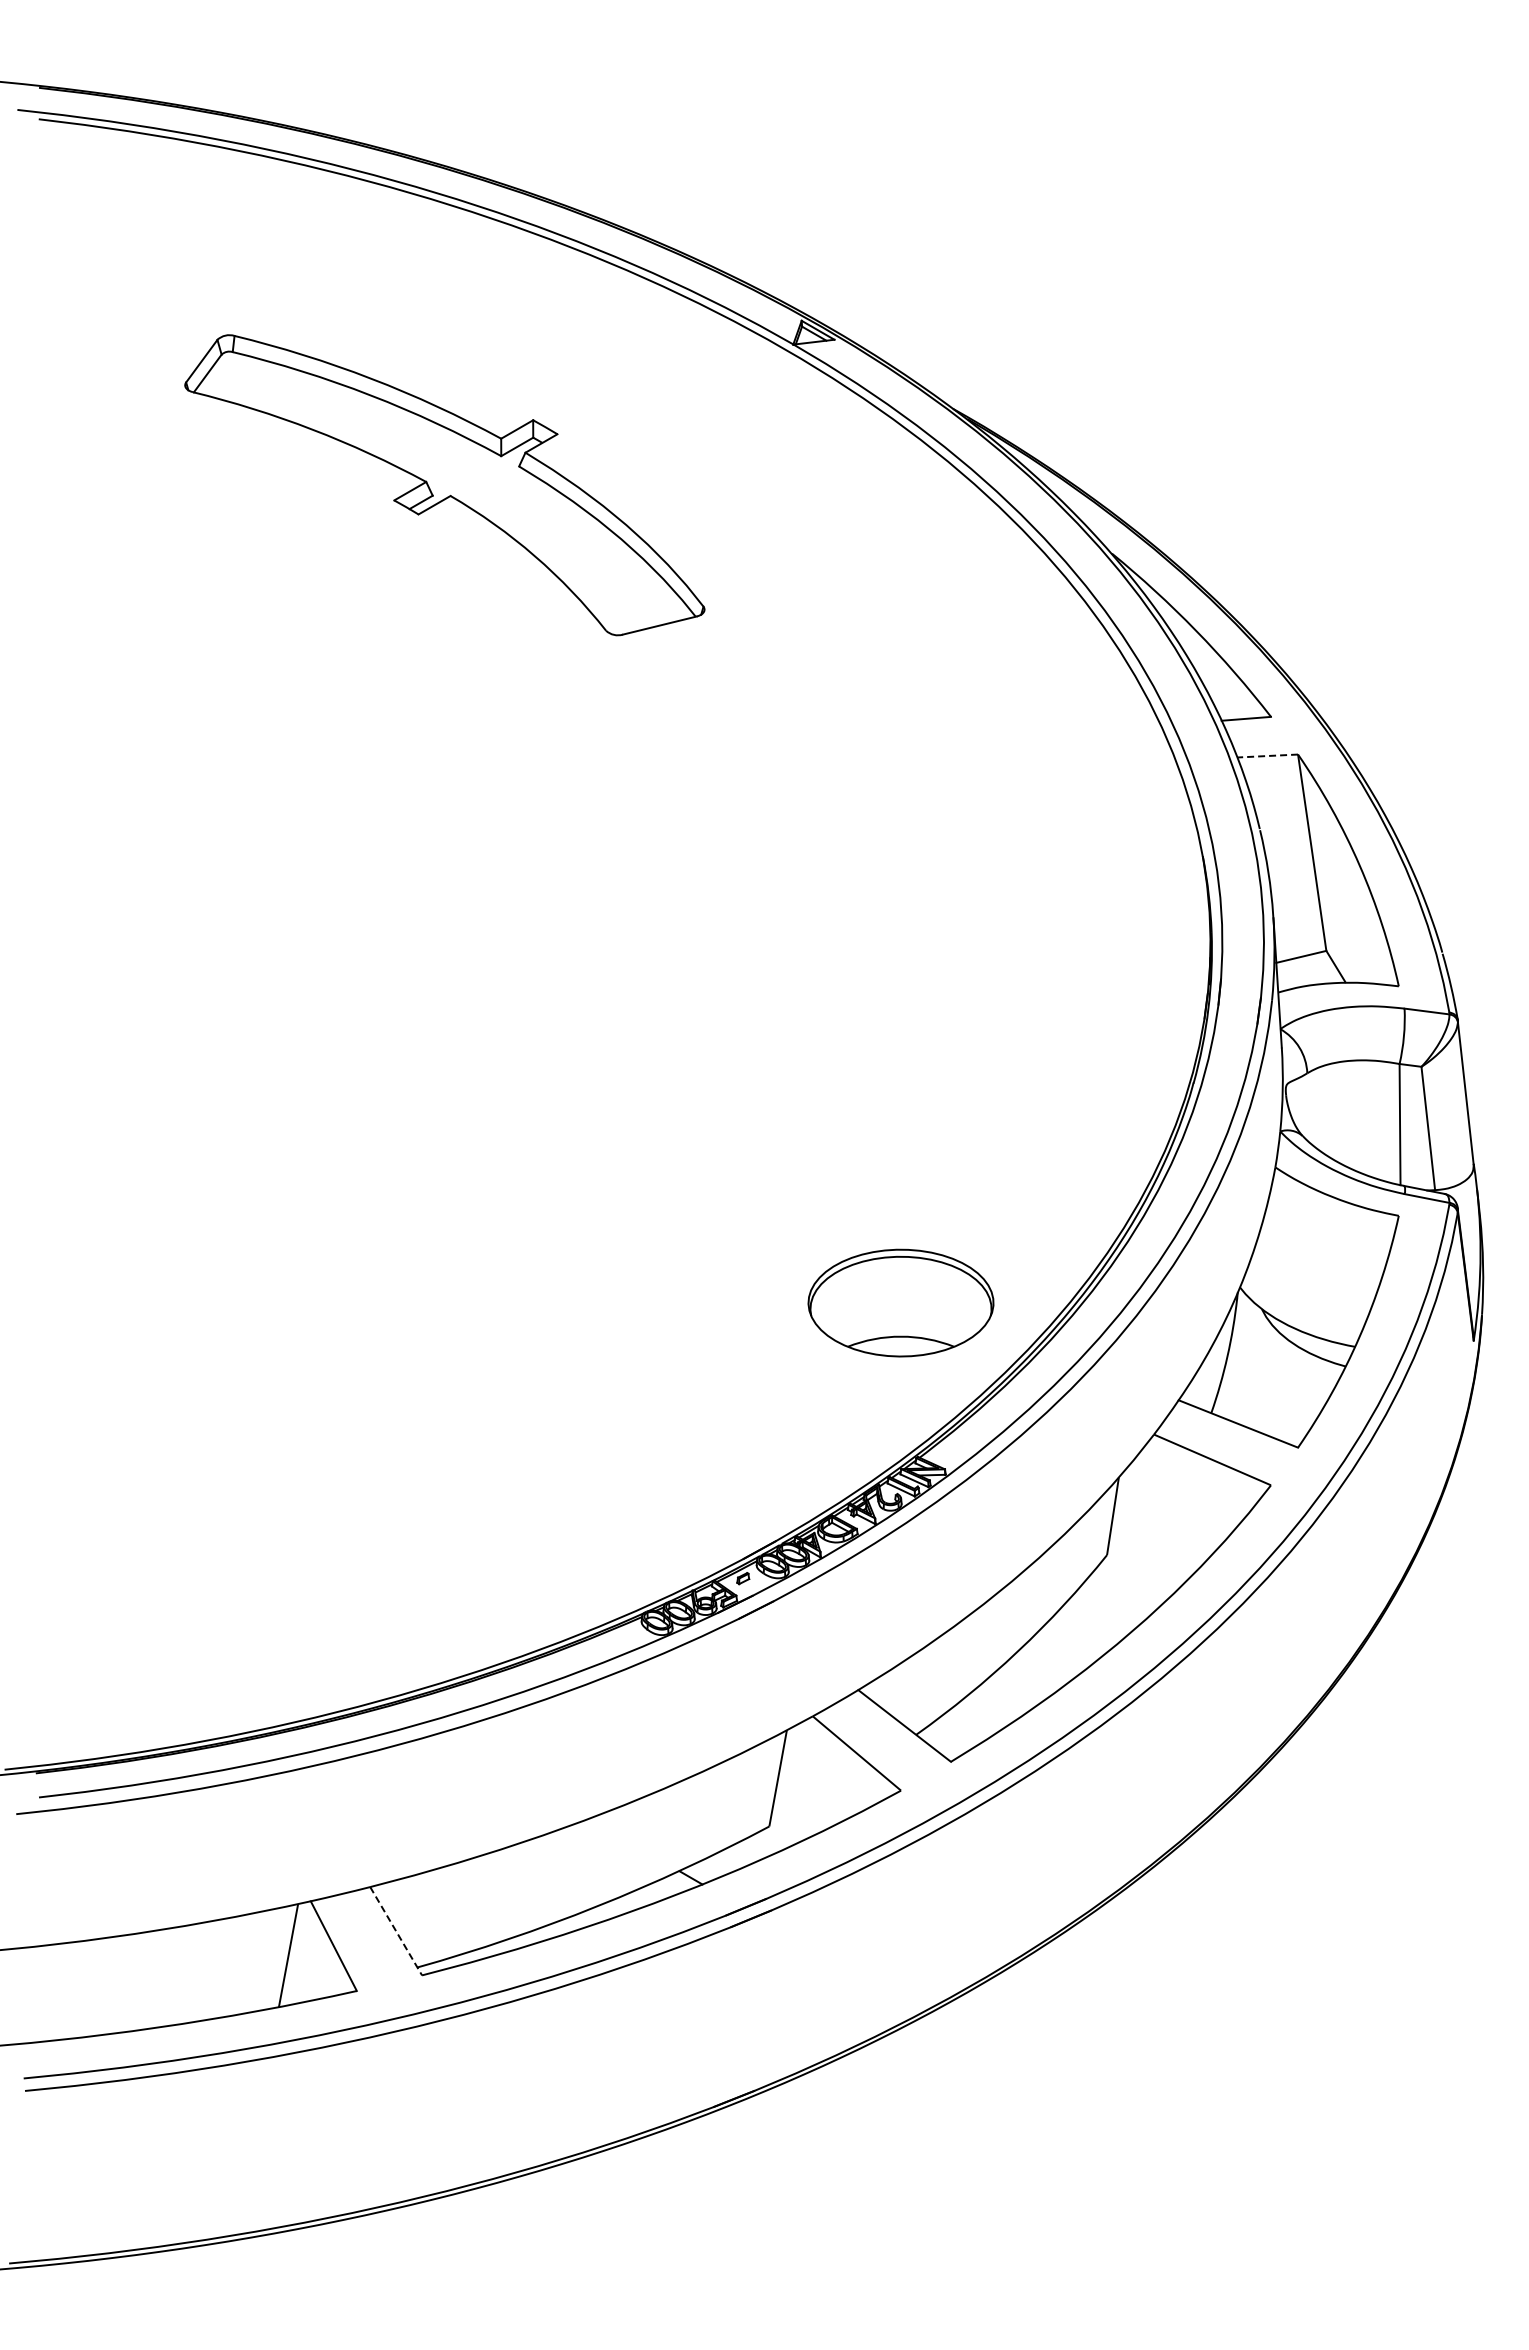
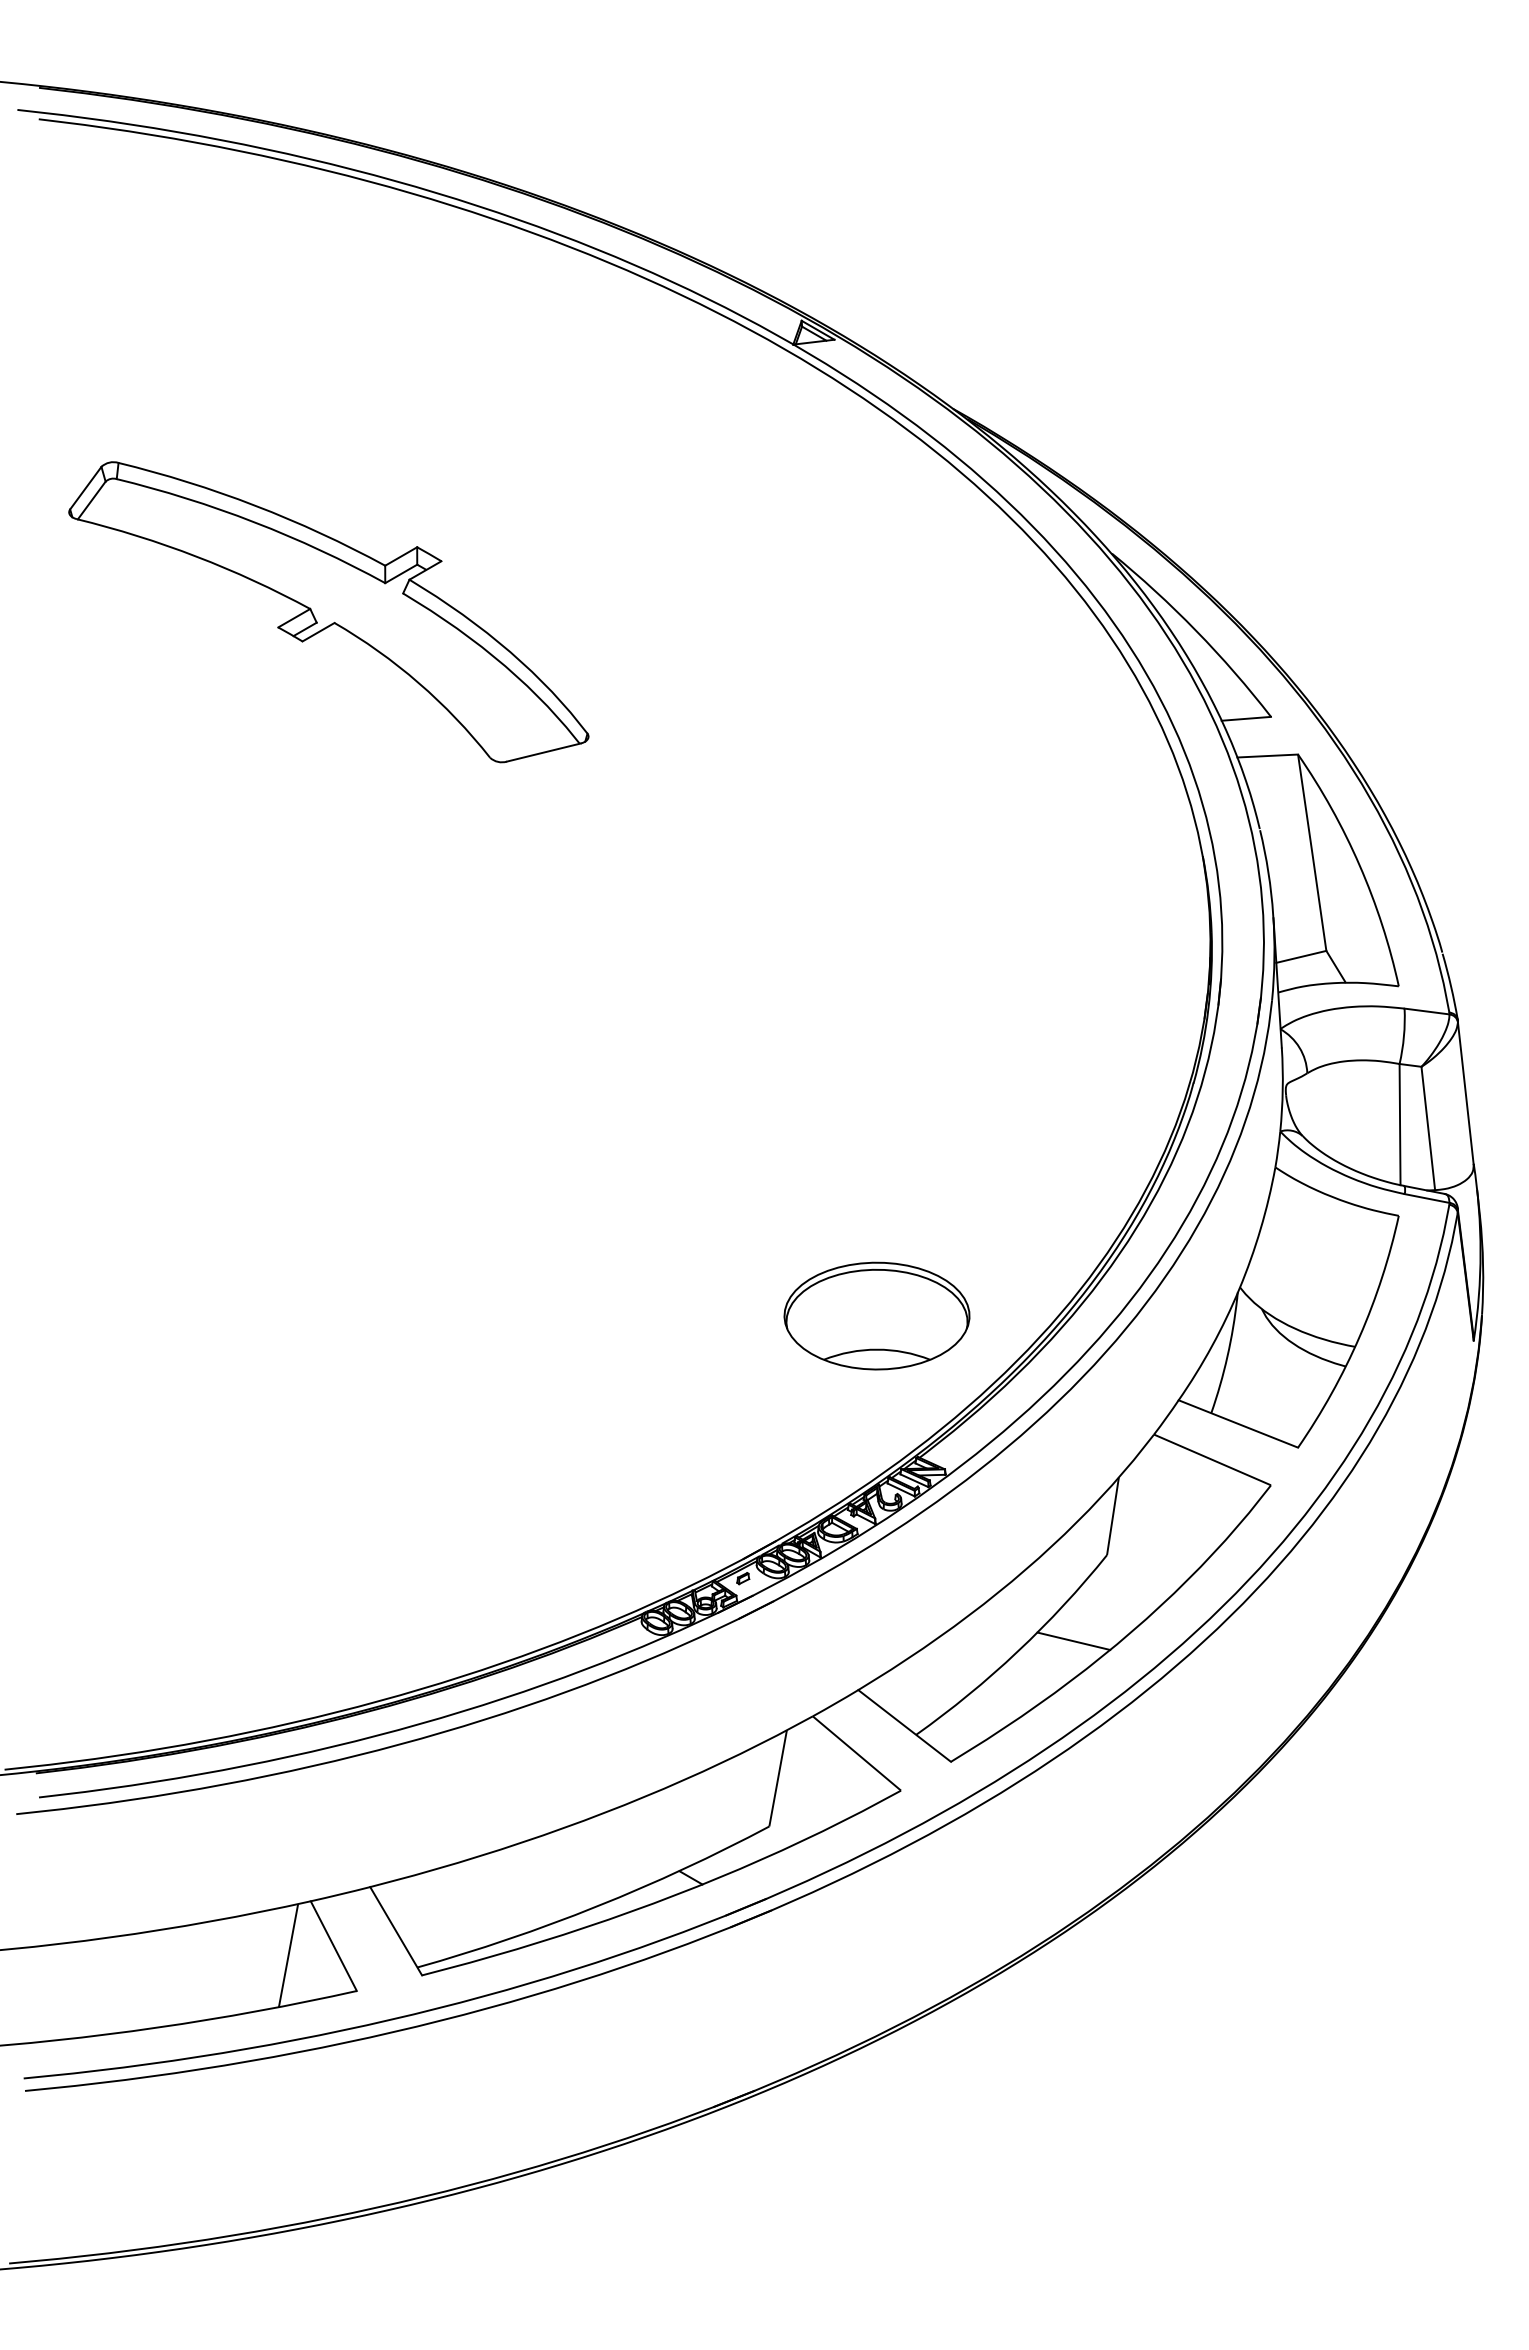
part position: (444, 485) -> (328, 612) (328, 612)
line: dashed -> solid (1267, 756)
part position: (900, 1302) -> (876, 1315) (876, 1315)
line: none -> present (1073, 1640)
line: dashed -> solid (396, 1931)
